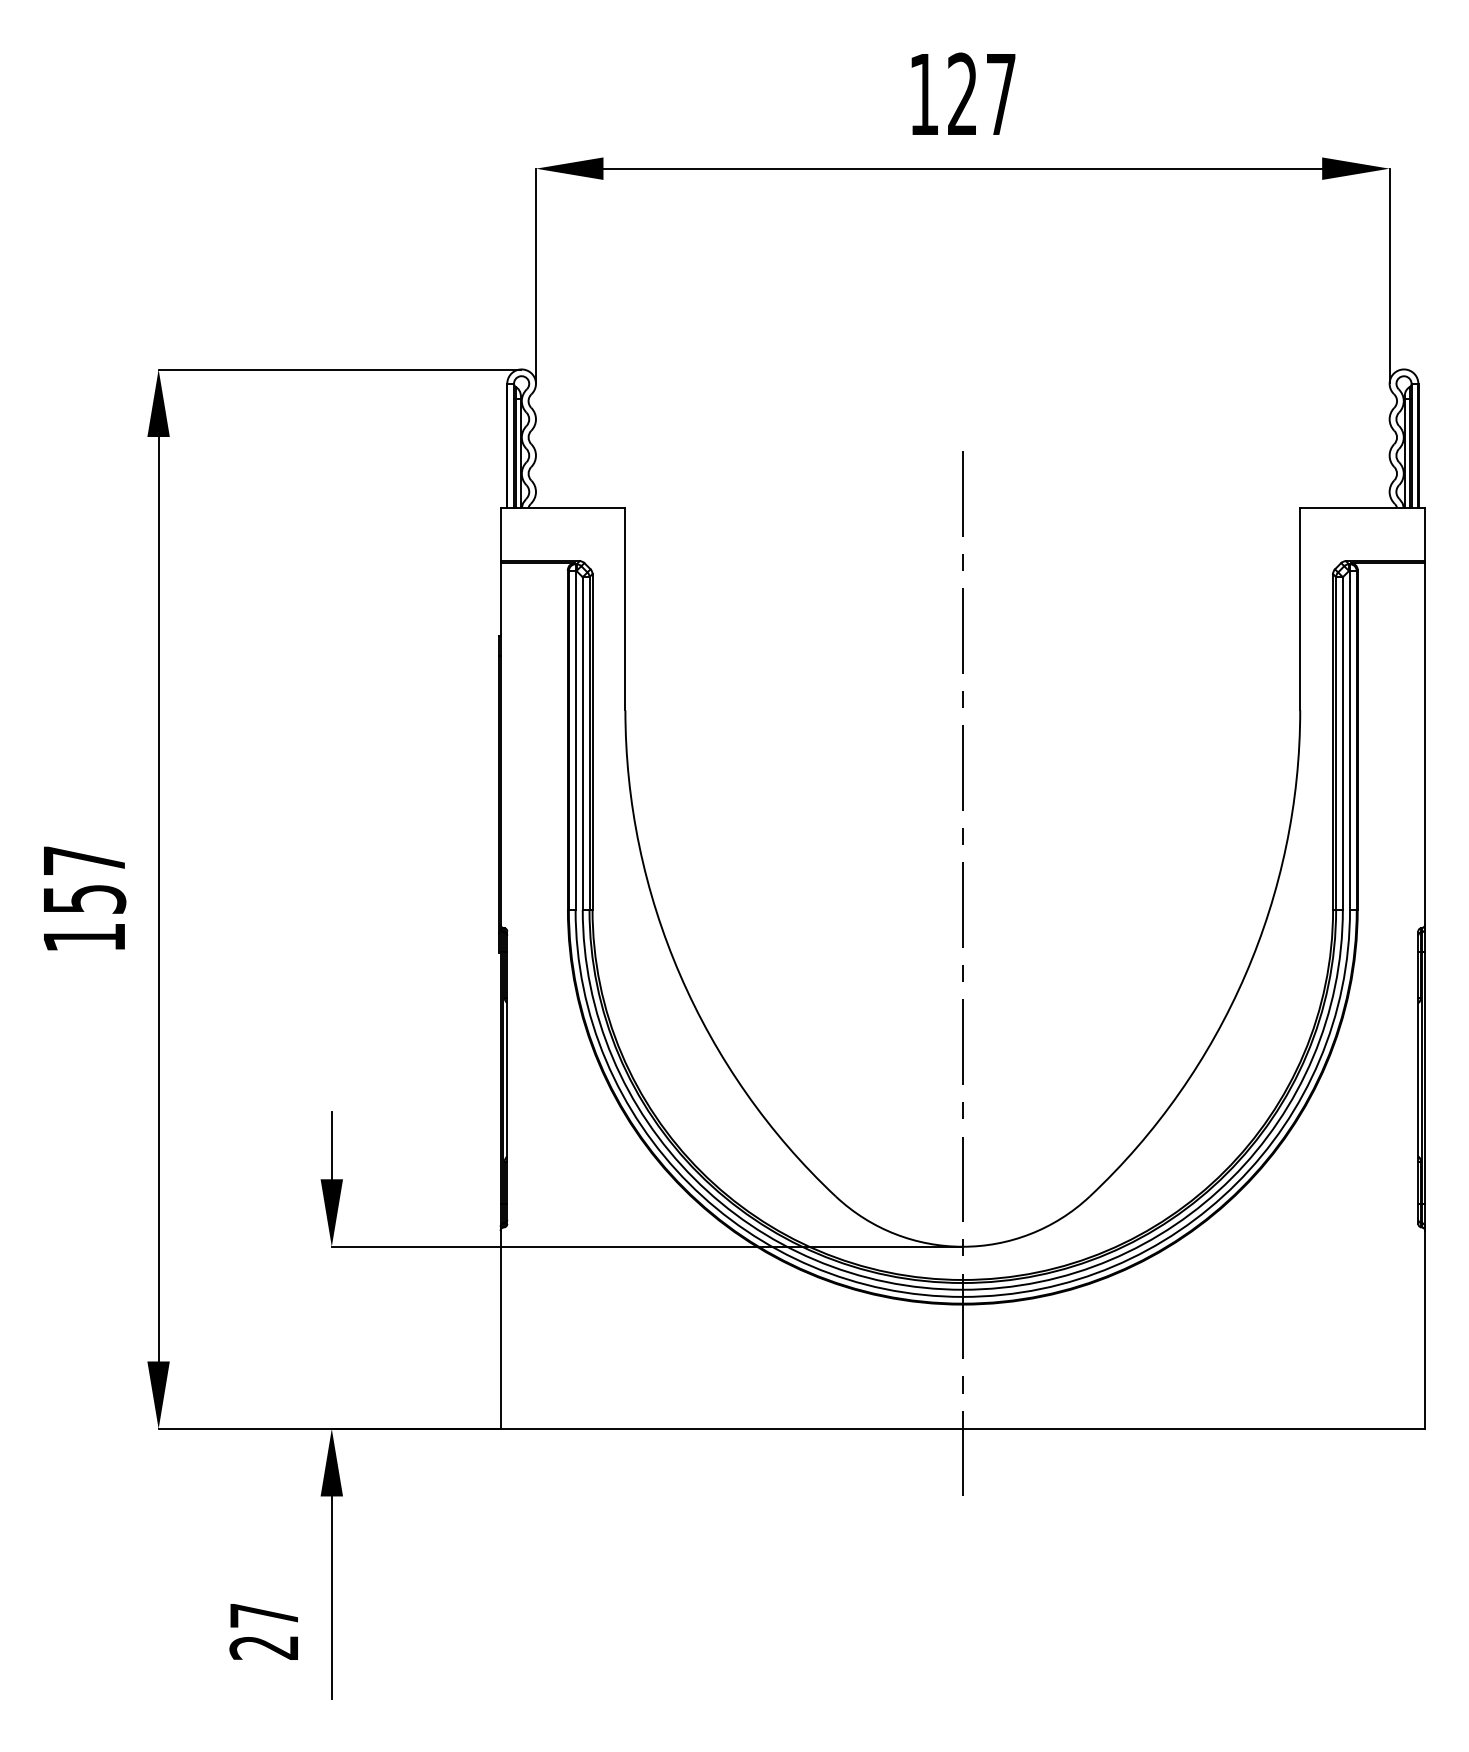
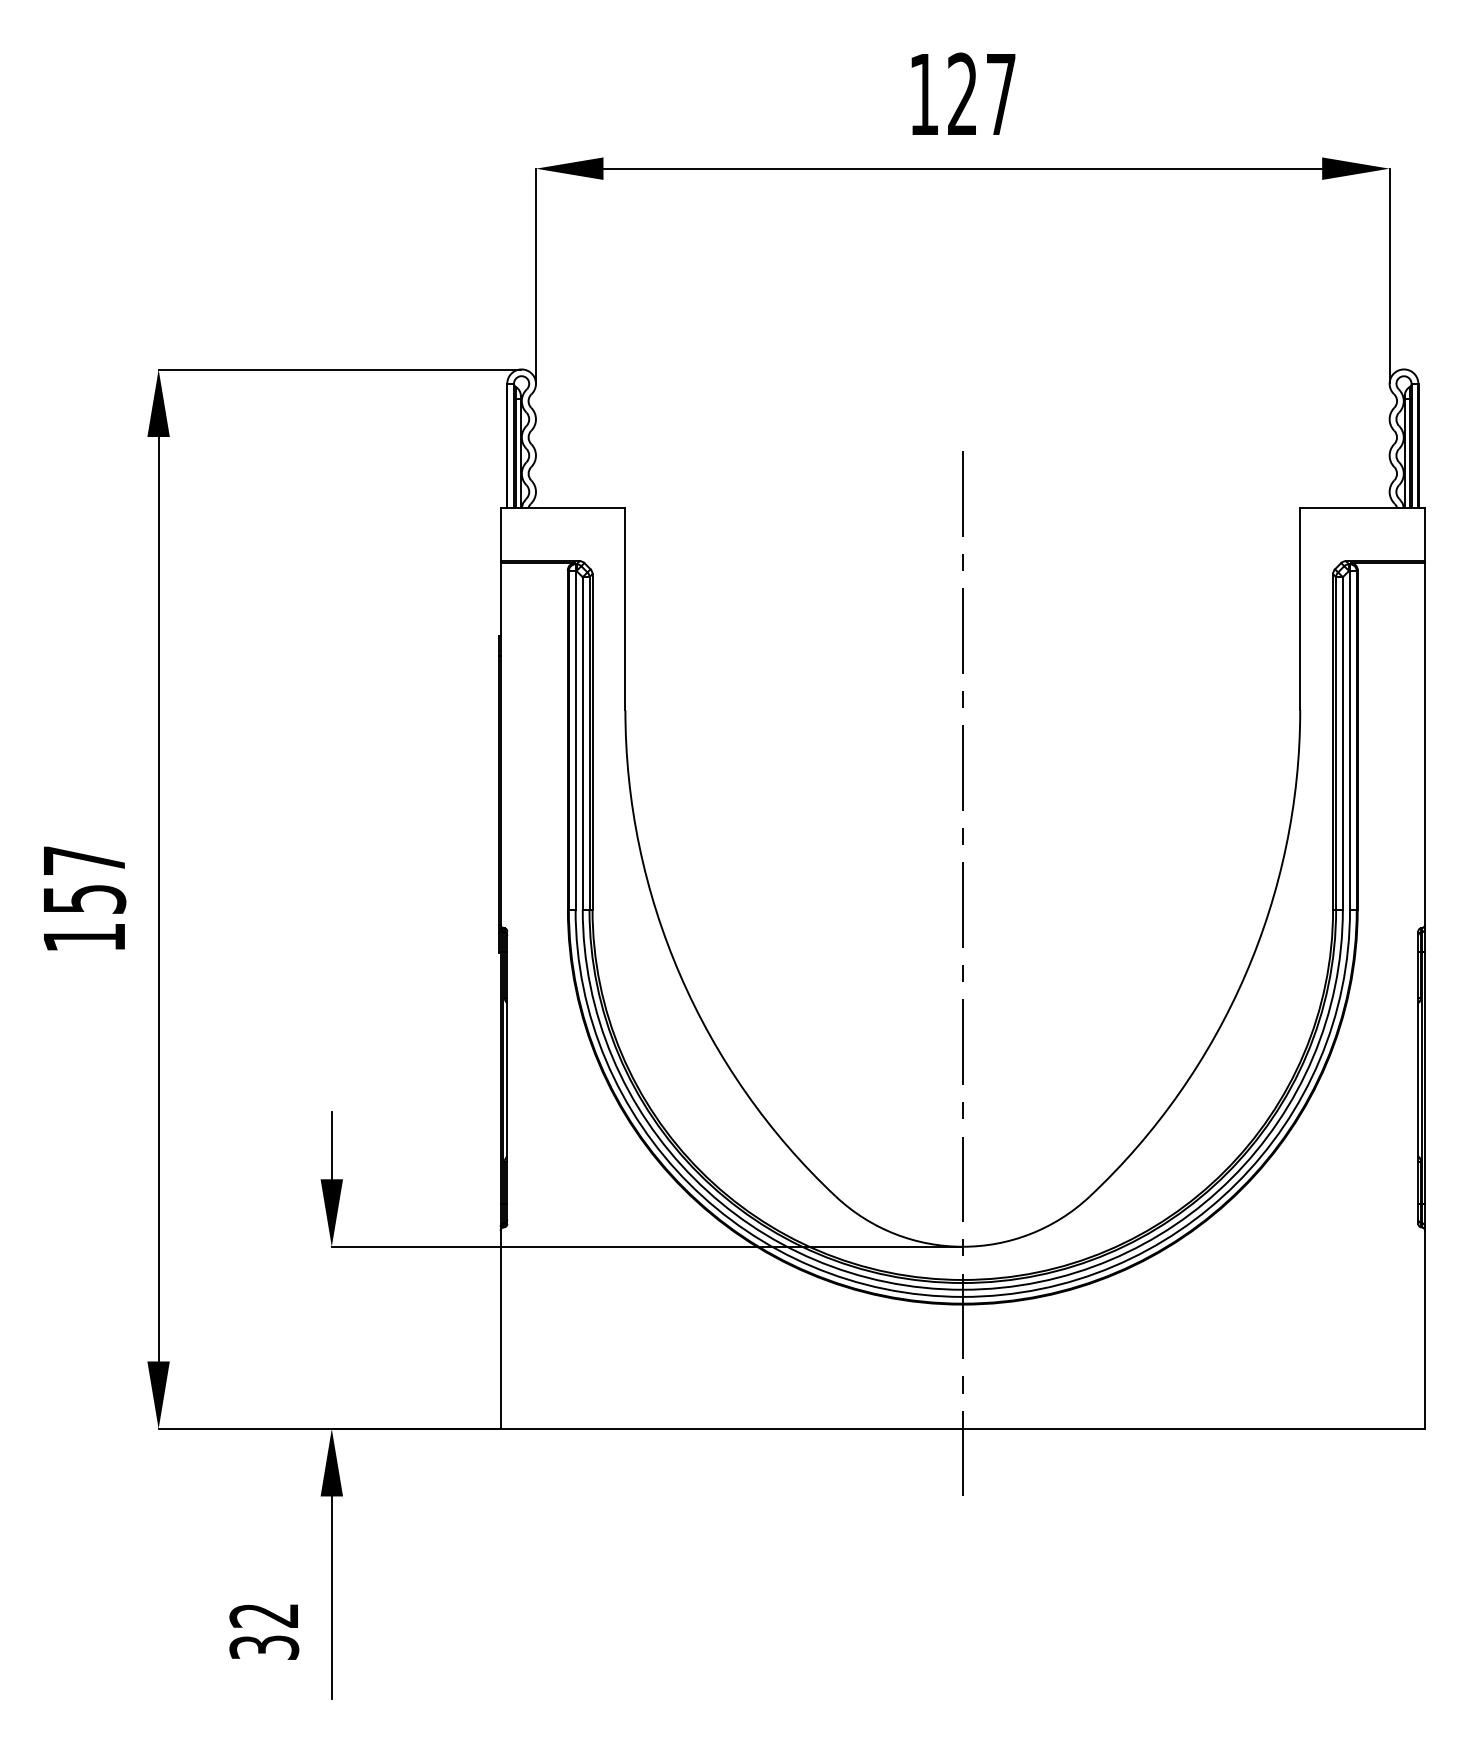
text: 27 -> 32 (264, 1631)
